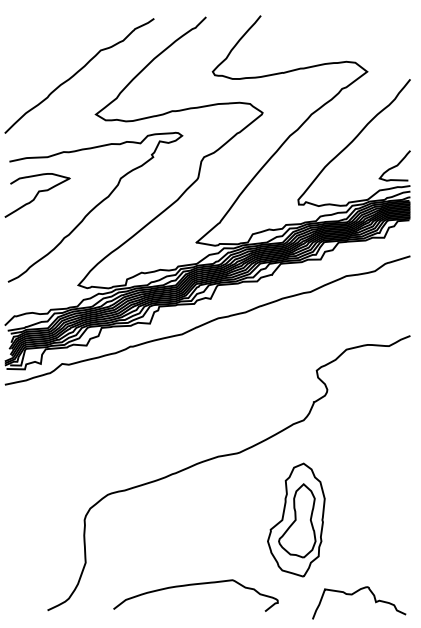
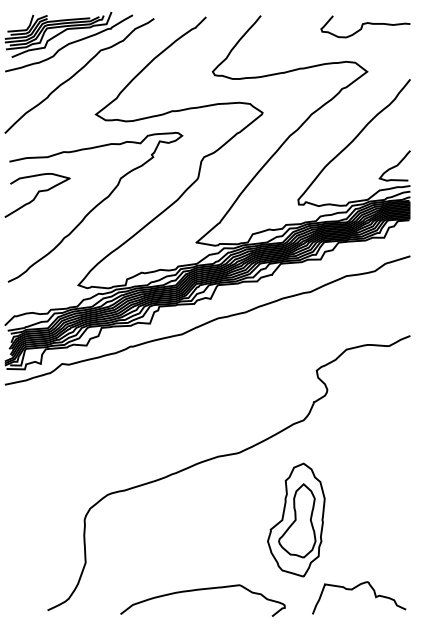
curve: none -> present (365, 24)
part: none -> present (68, 41)
curve position: (195, 585) -> (202, 590) (202, 590)
curve position: (355, 593) -> (355, 588) (355, 588)
